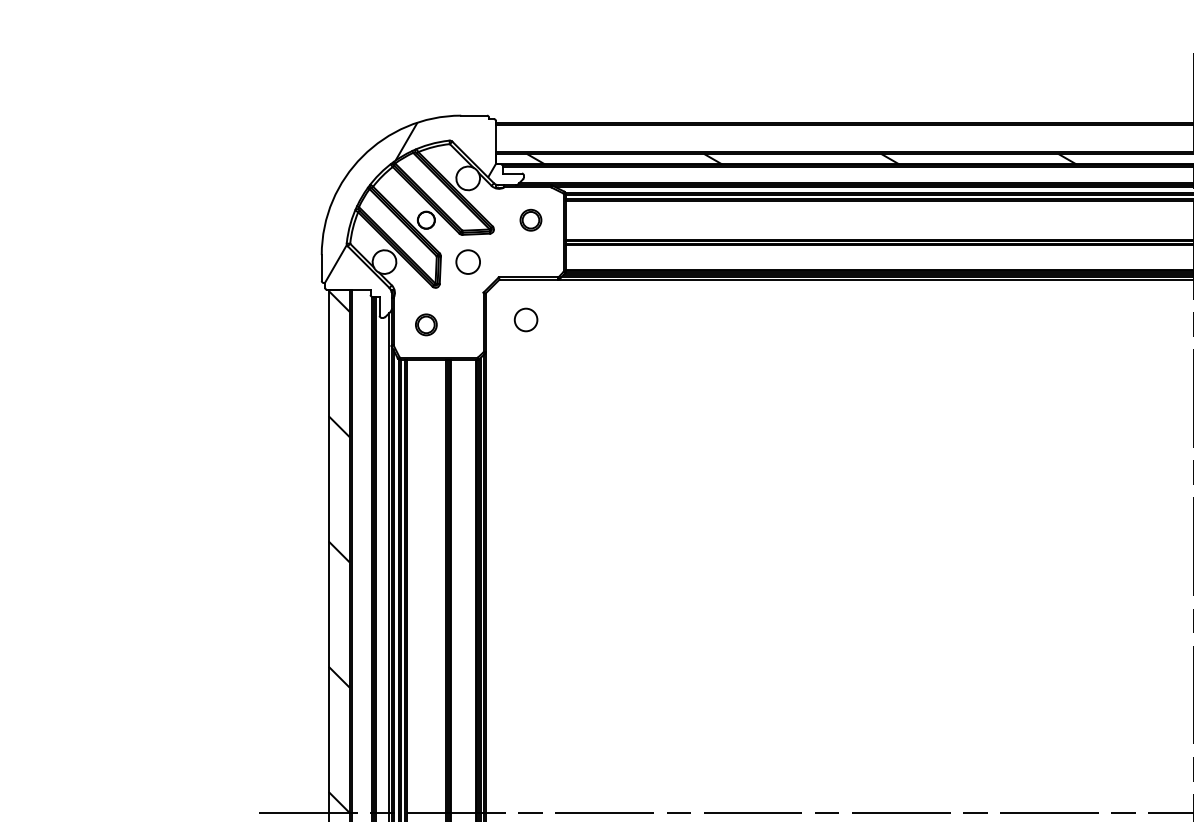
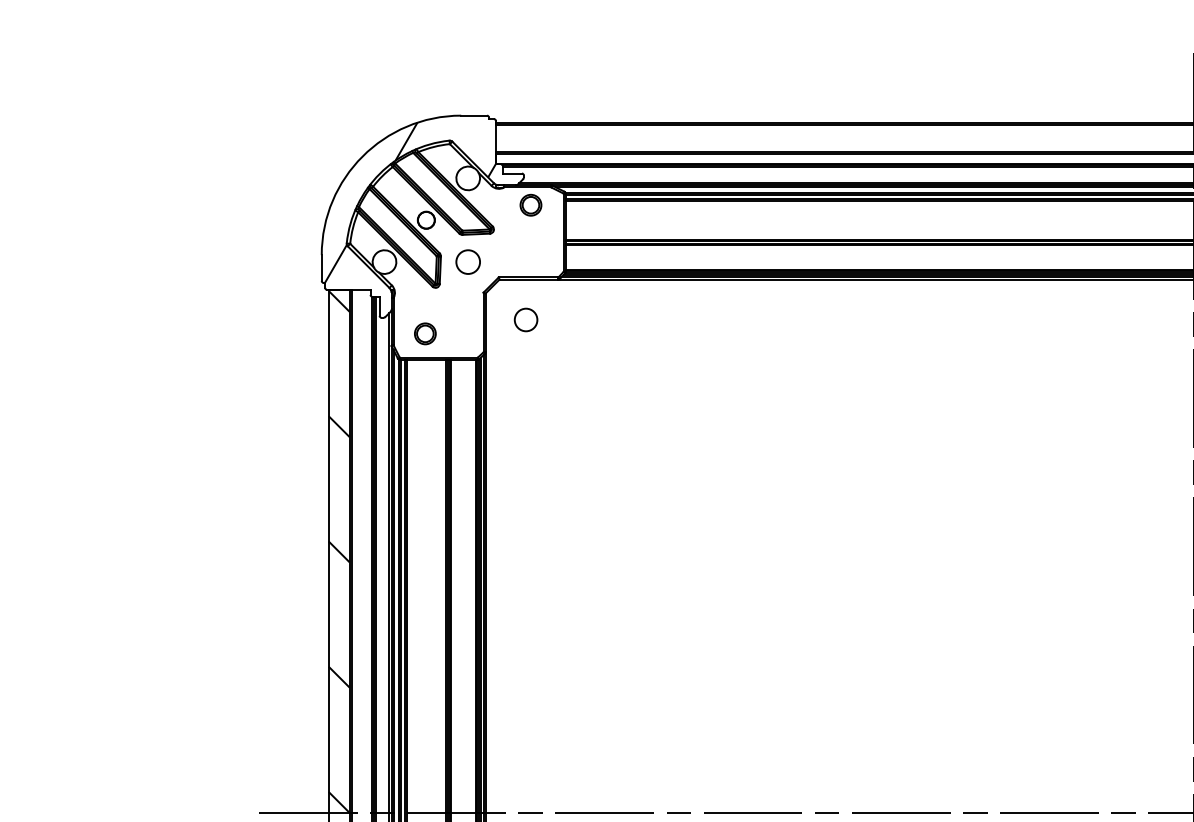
hatch: present -> none (801, 159)
part position: (530, 219) -> (530, 204) (530, 204)
part position: (426, 324) -> (425, 333) (425, 333)
